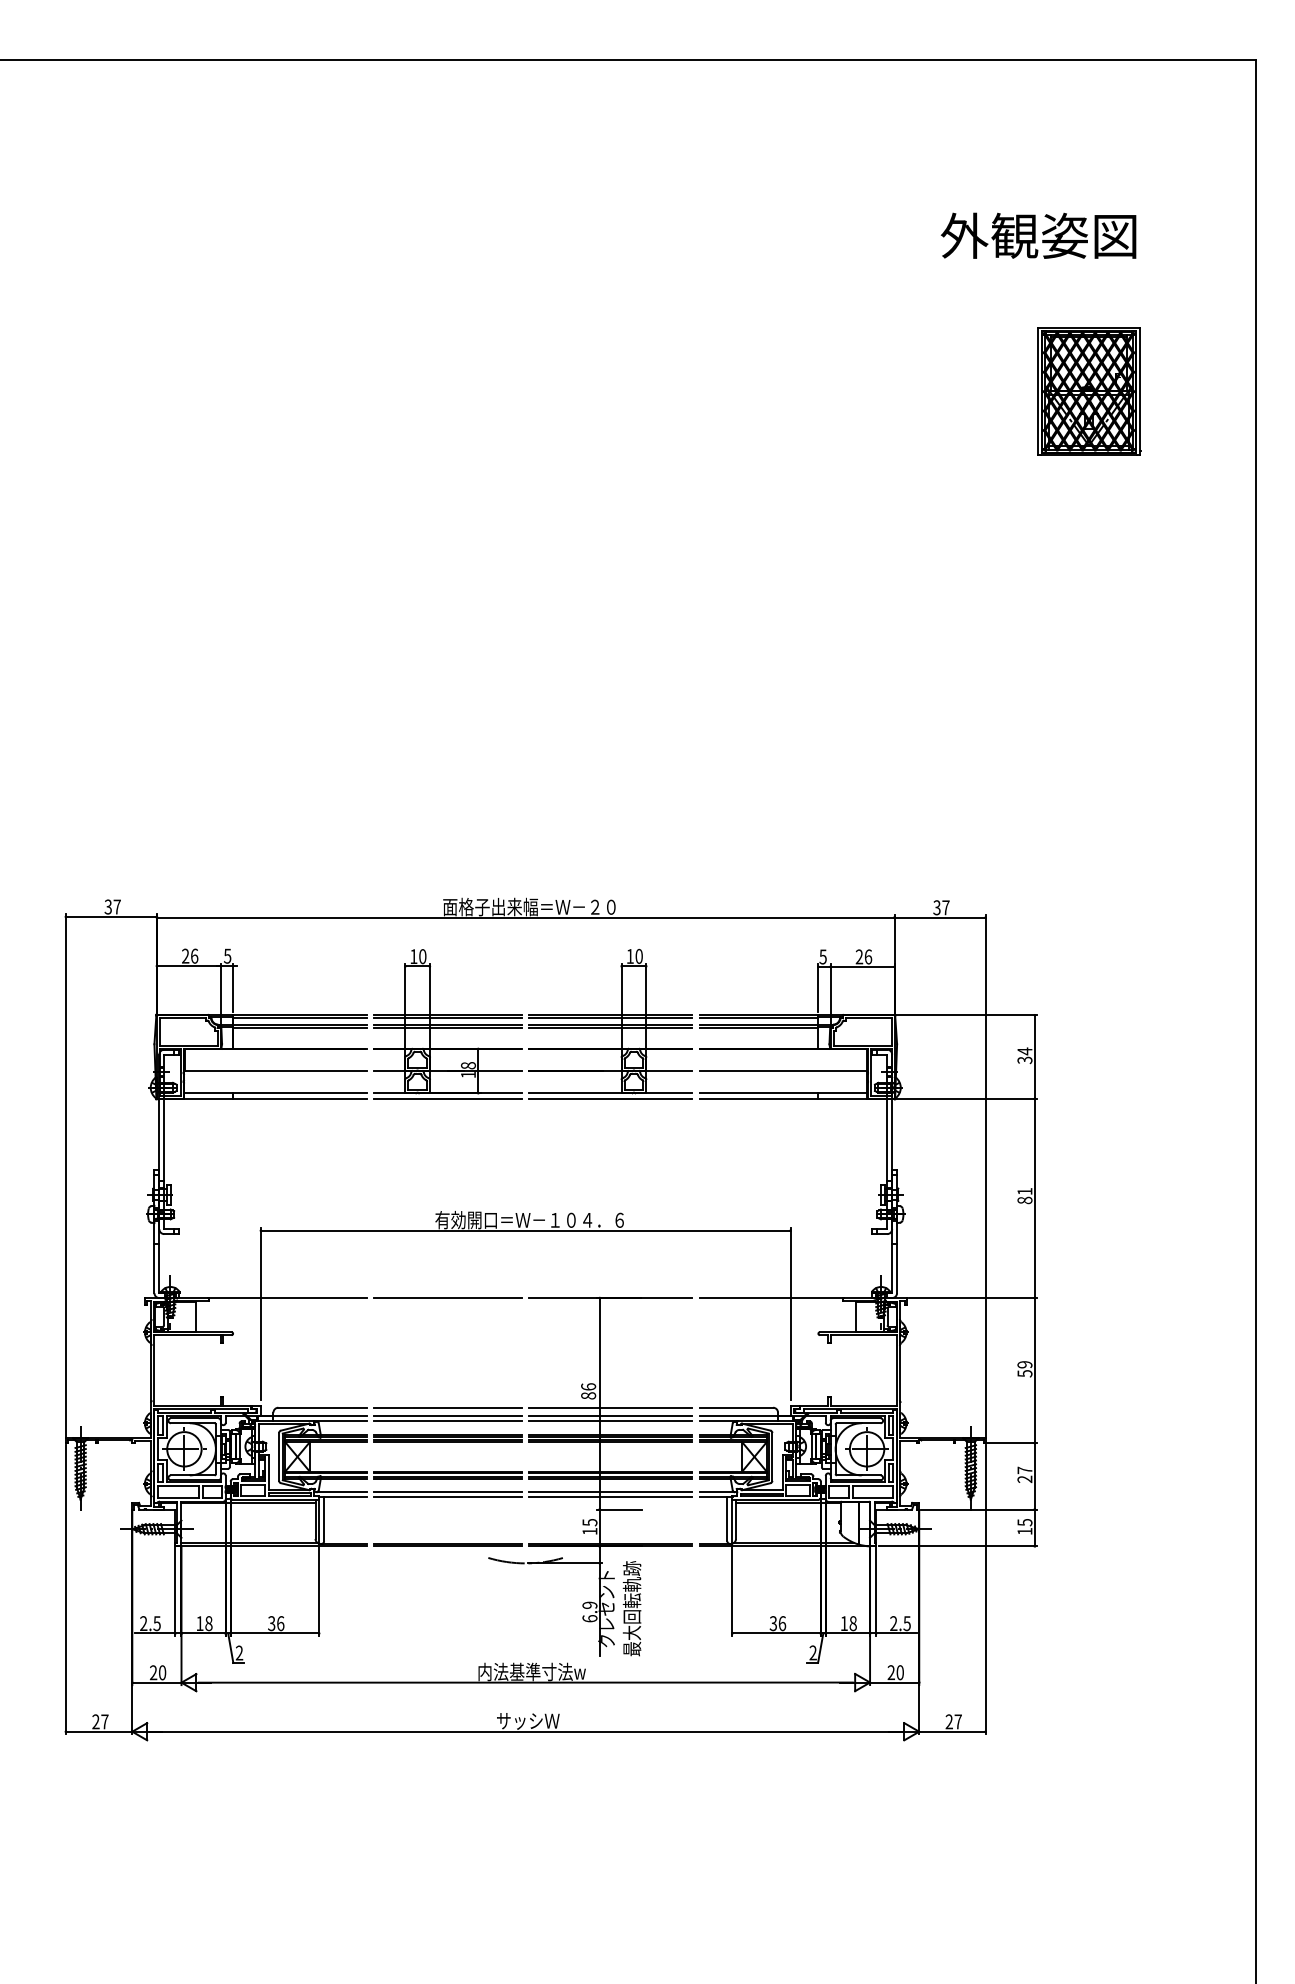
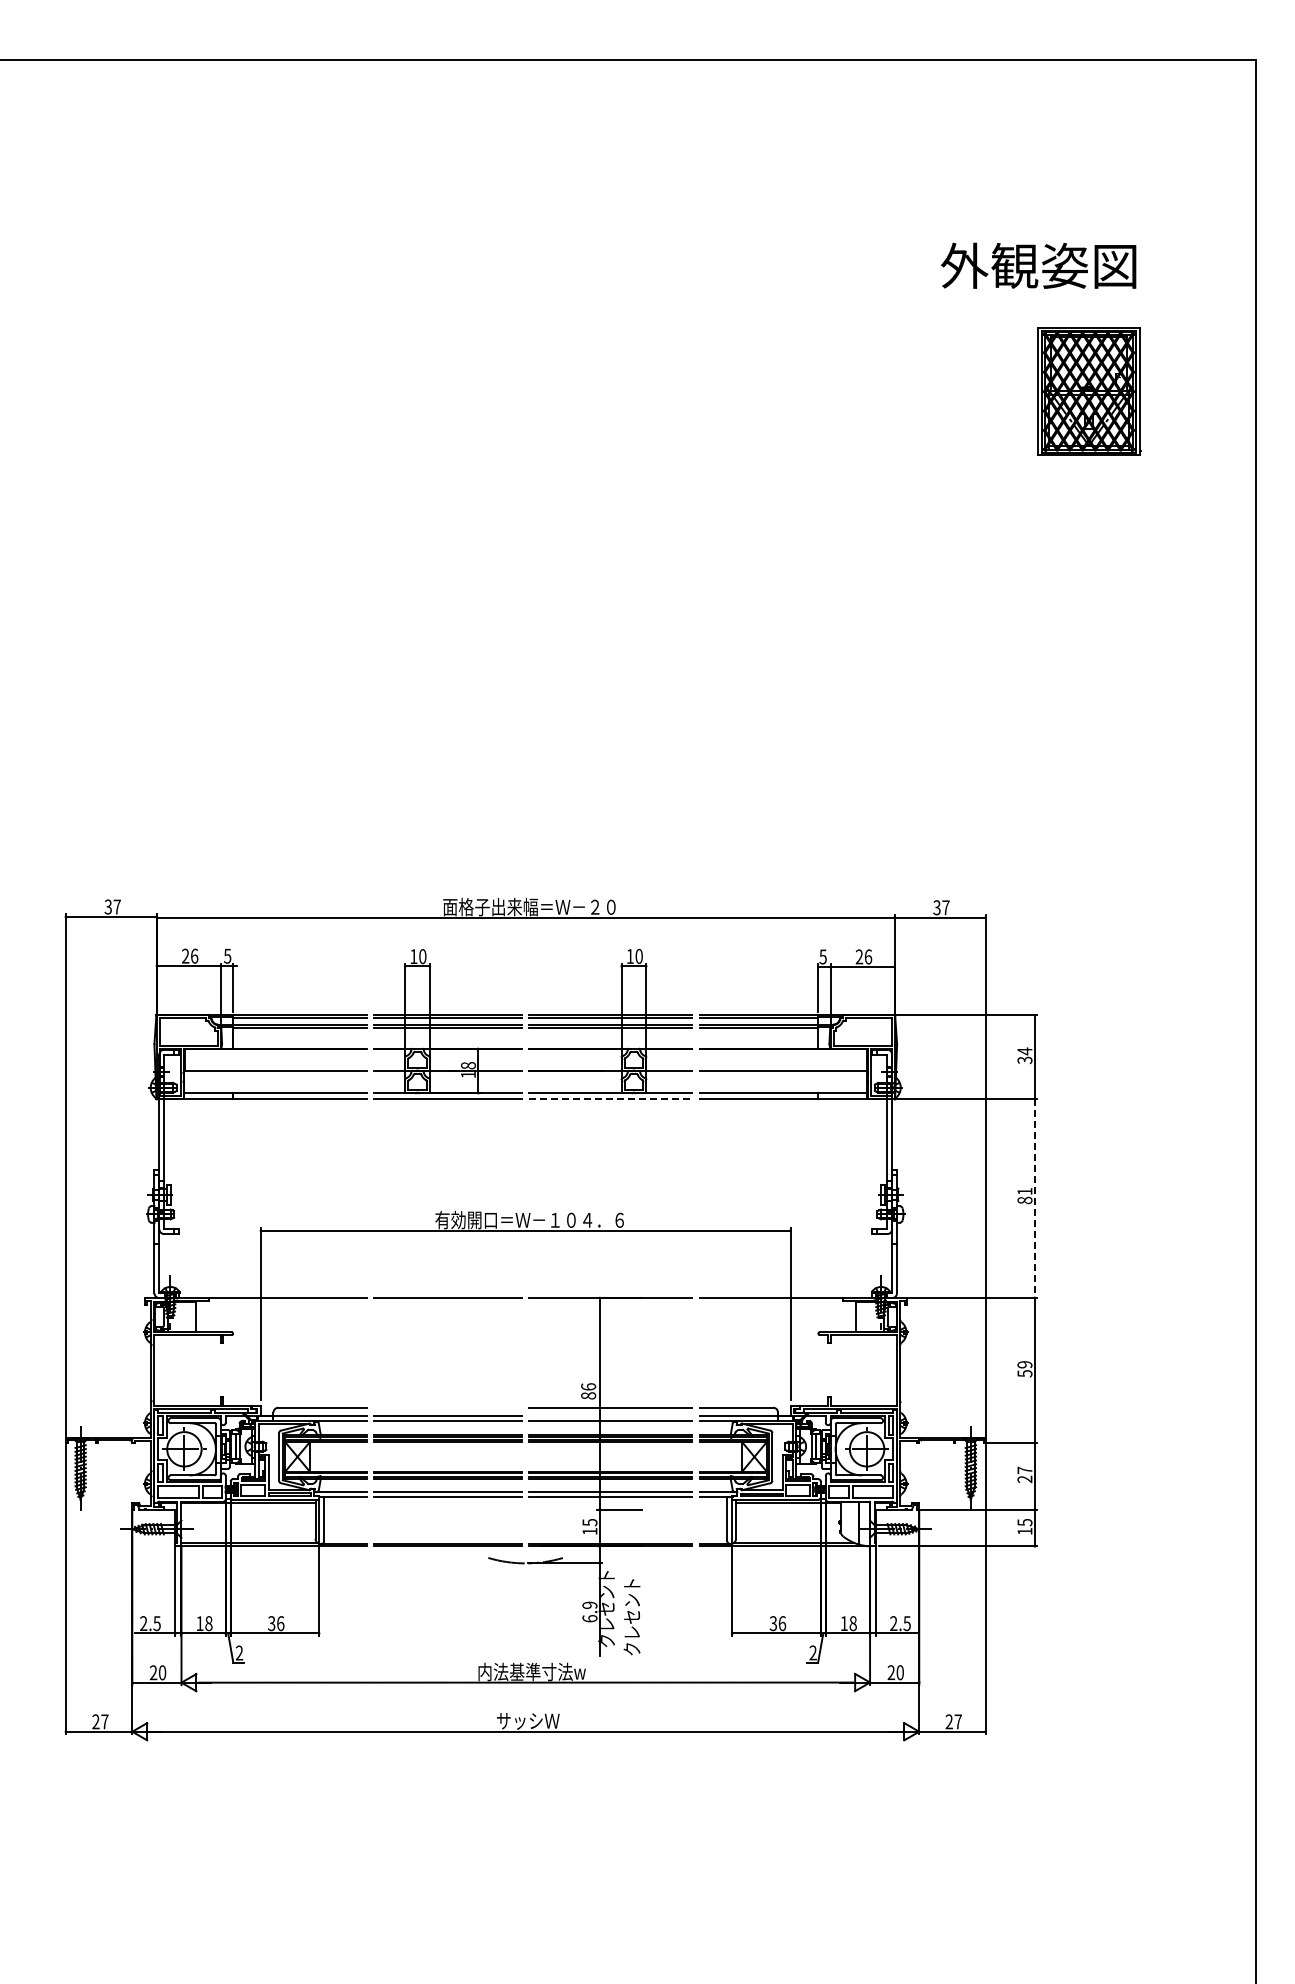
text position: (1038, 235) -> (1038, 265) (1038, 265)
line: solid -> dashed (611, 1098)
line: solid -> dashed (1034, 1198)
line: present -> none (448, 1407)
line: present -> none (610, 1415)
text: 最大回転軌跡 -> クレセント (631, 1608)
